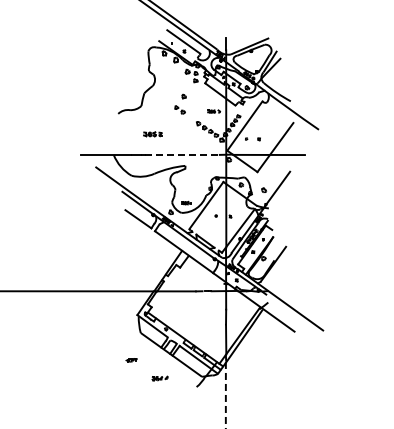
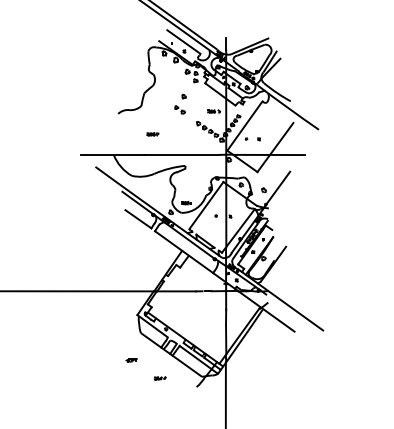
part size: 20x7 px -> 14x5 px (152, 134)
line: dashed -> solid (182, 154)
part size: 18x7 px -> 13x5 px (160, 378)
line: dashed -> solid (225, 395)
